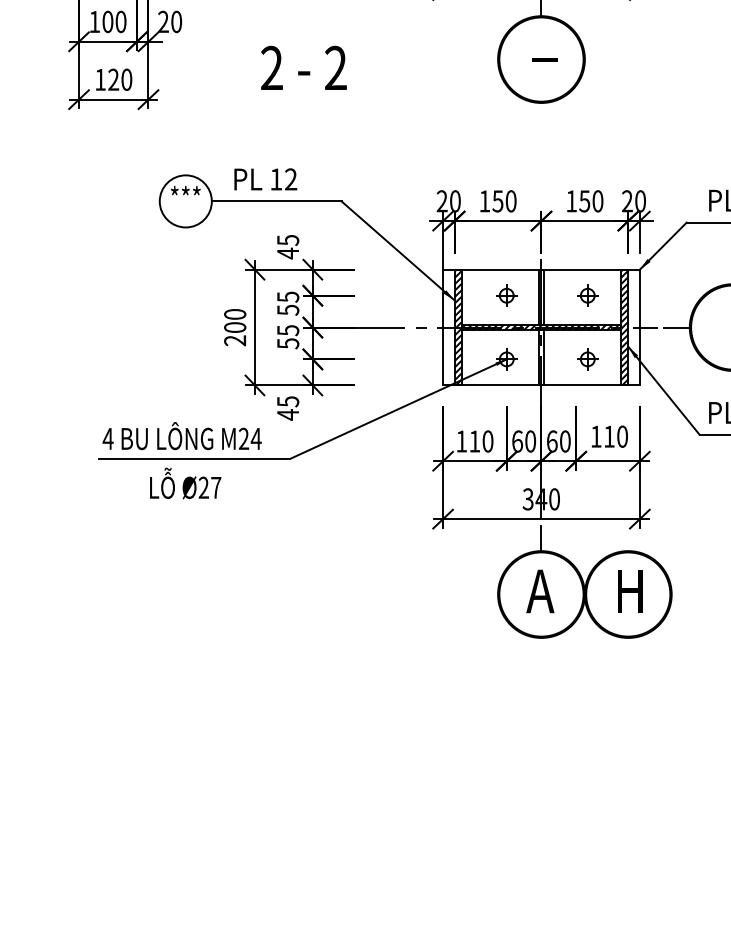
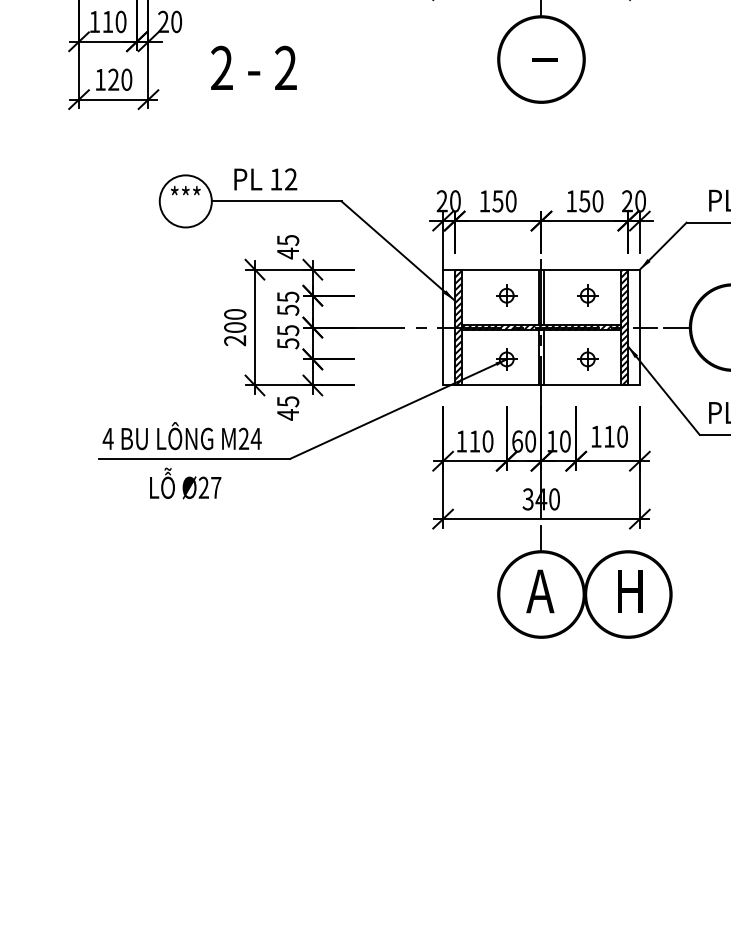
text: 100 -> 110 (107, 21)
text position: (303, 67) -> (253, 67) (253, 67)
text: 60 -> 10 (552, 441)
